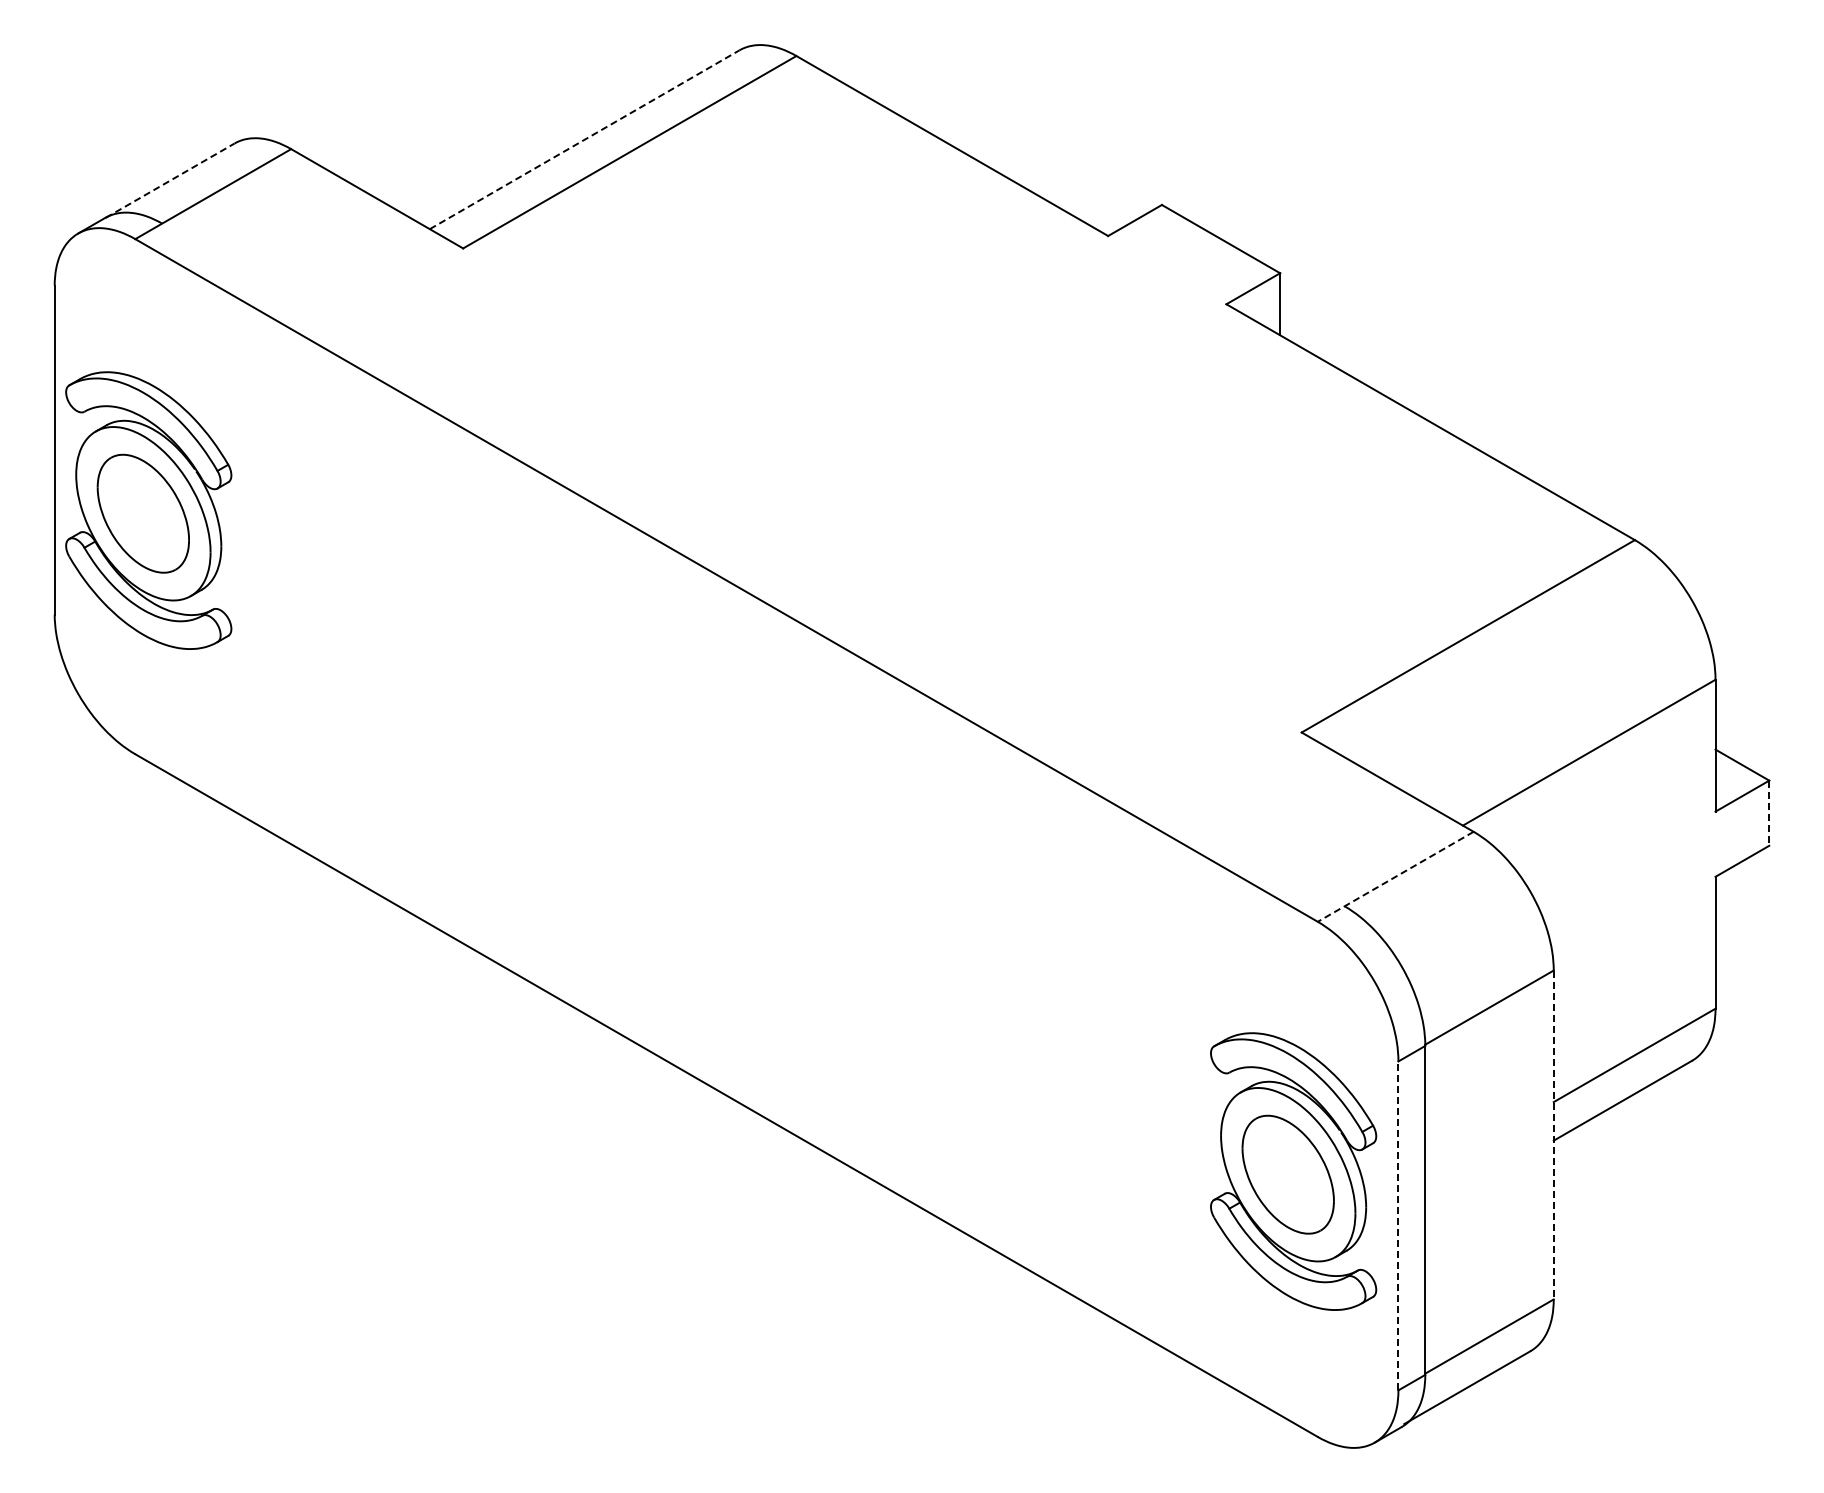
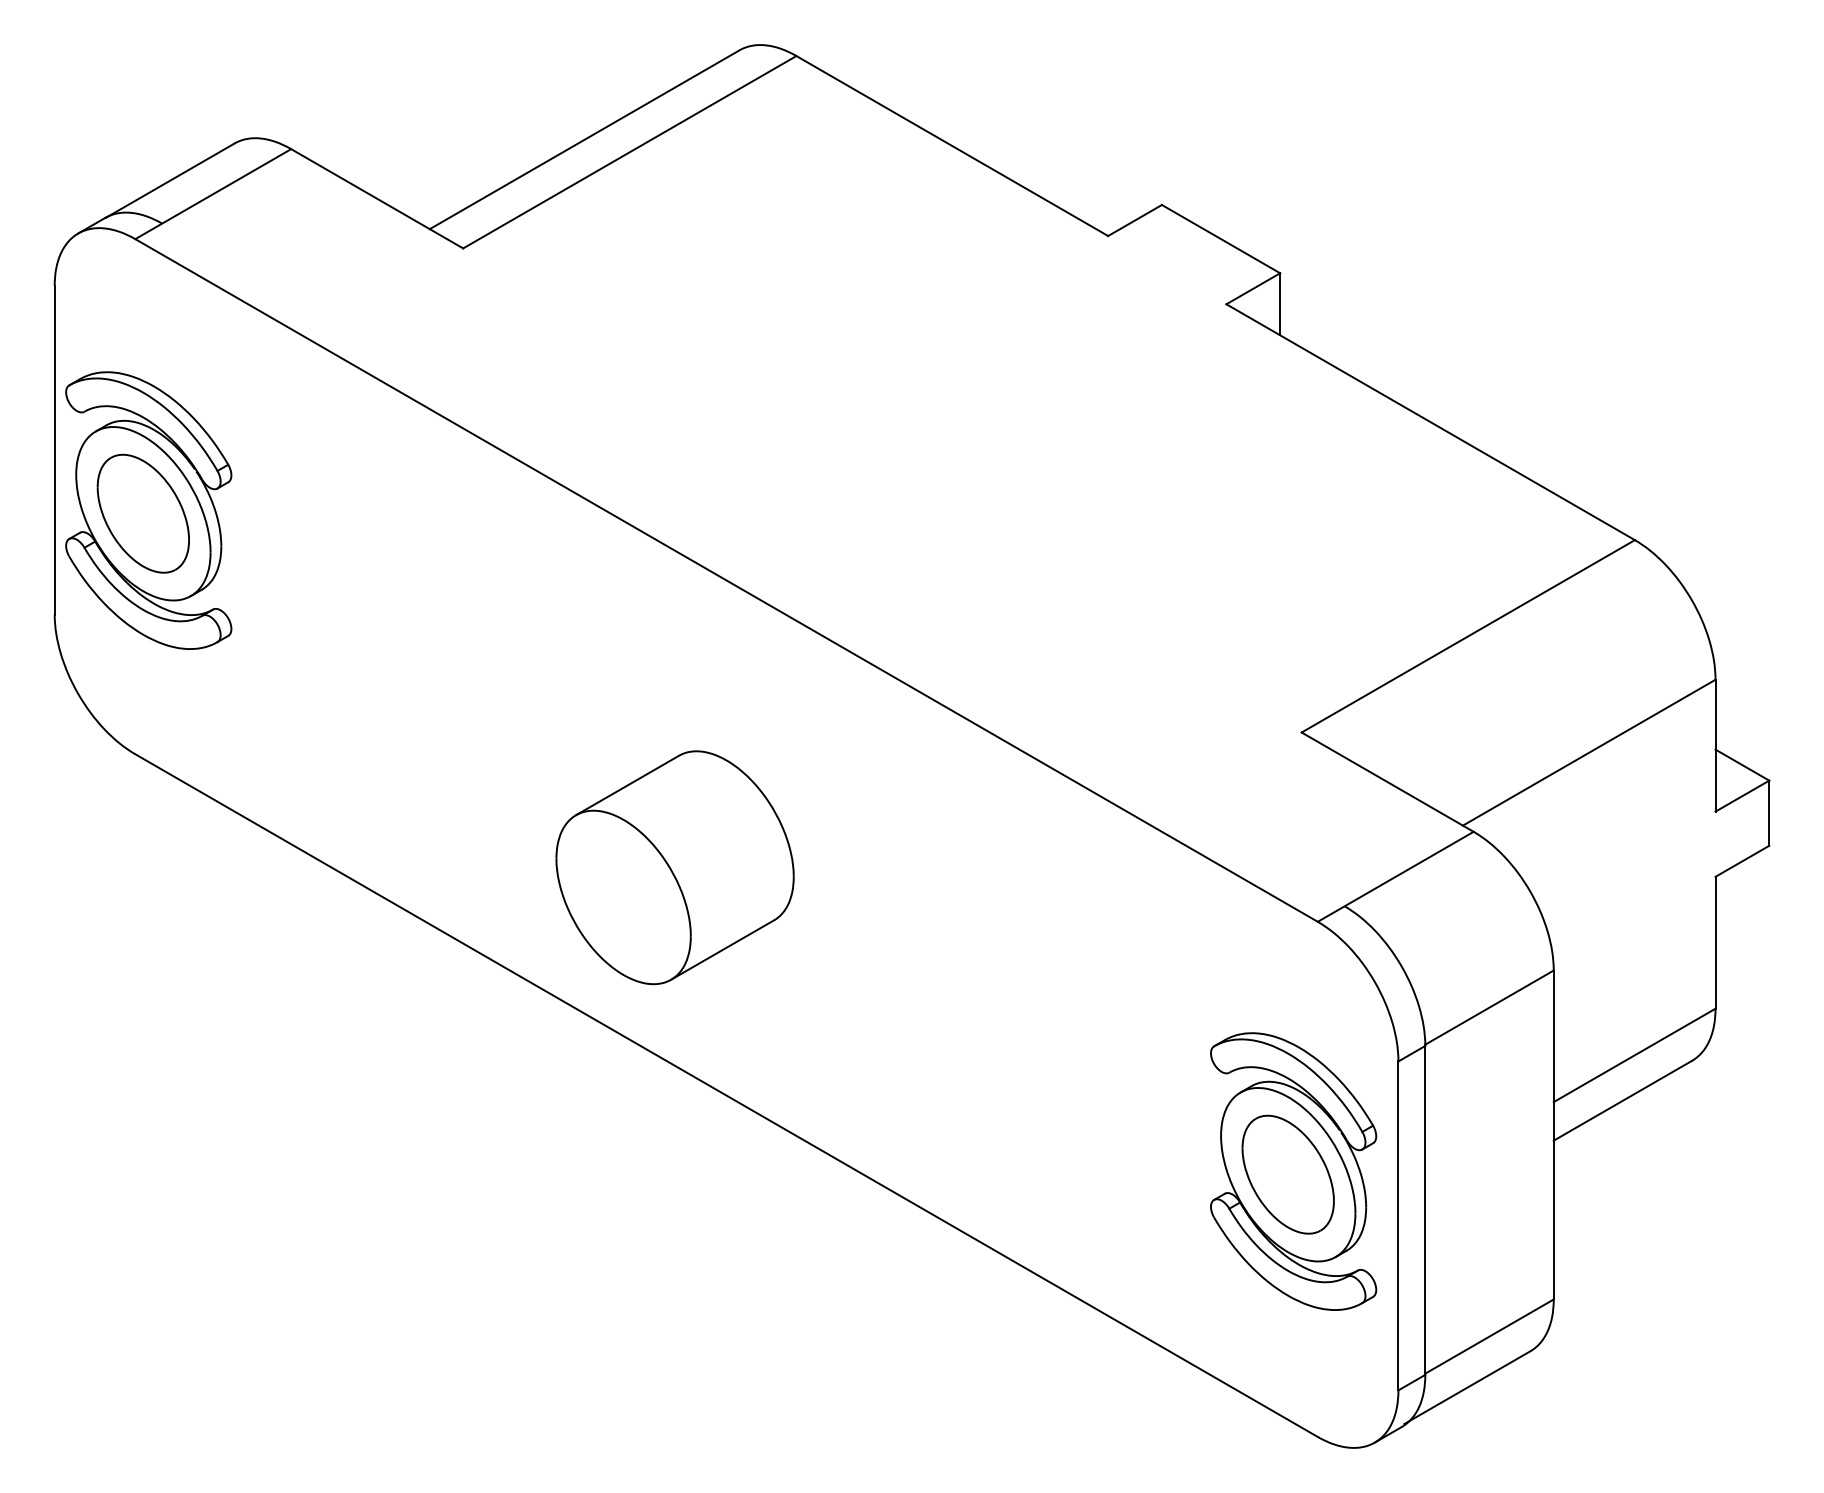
line: dashed -> solid (584, 139)
line: dashed -> solid (170, 180)
line: dashed -> solid (1769, 813)
part: none -> present (674, 867)
line: dashed -> solid (1395, 876)
line: dashed -> solid (1553, 1135)
line: dashed -> solid (1398, 1225)
